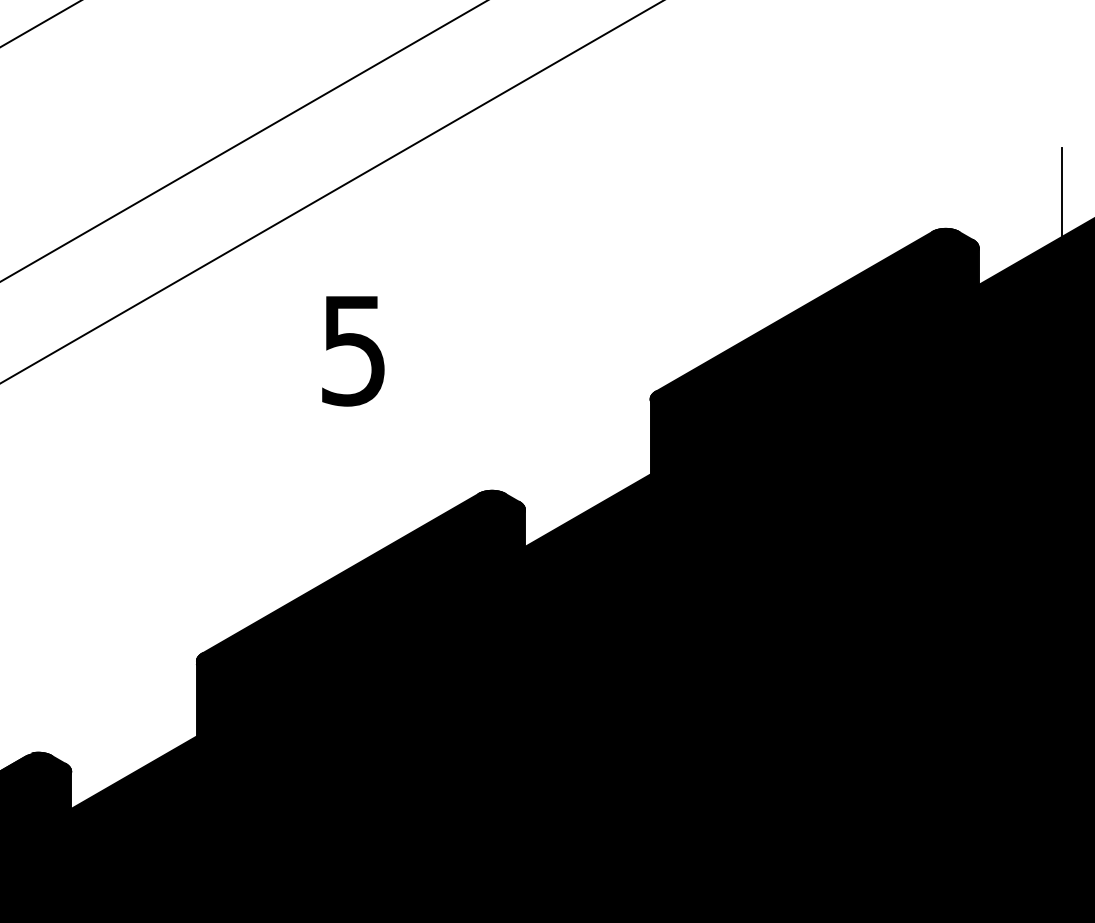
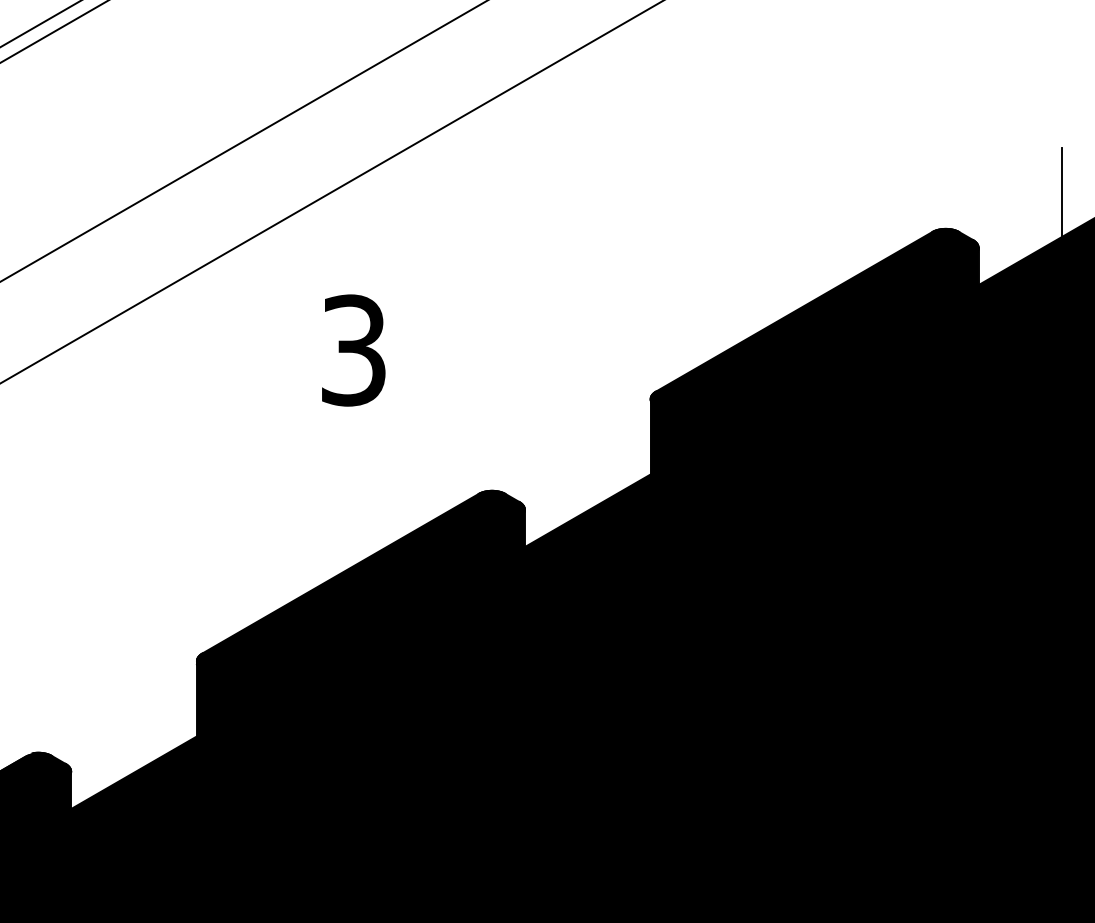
line: none -> present (53, 31)
text: 5 -> 3 (353, 350)
